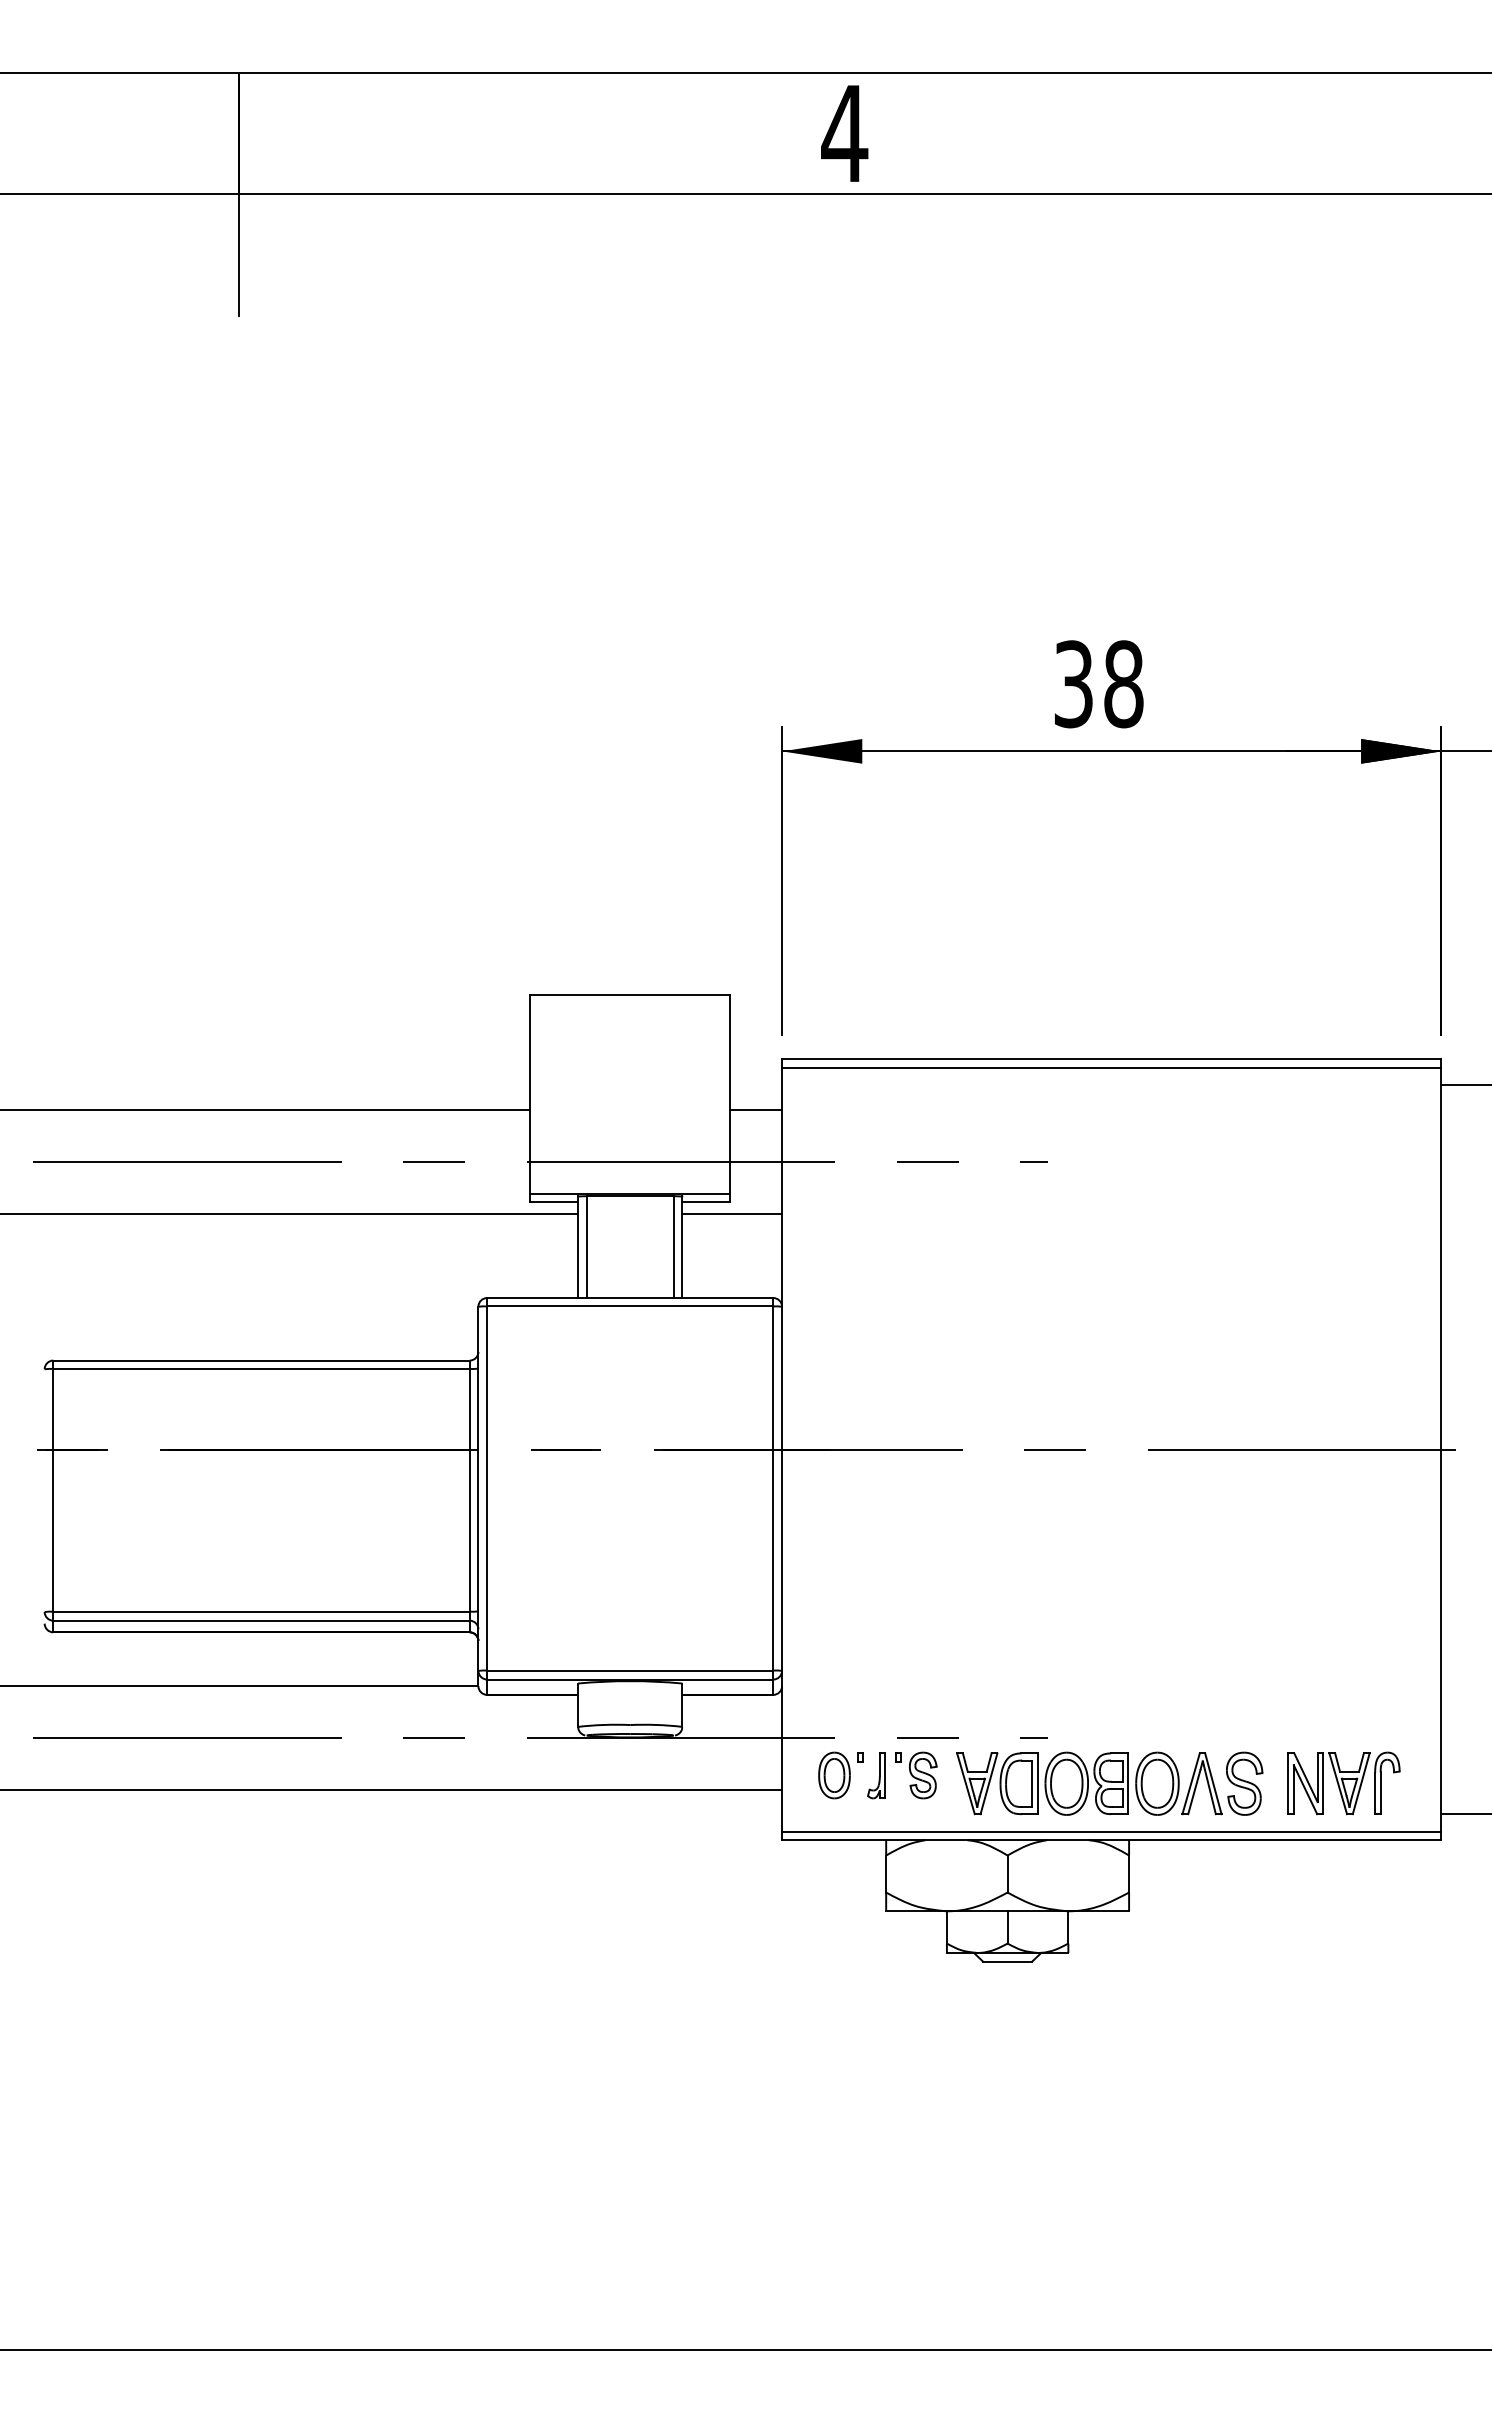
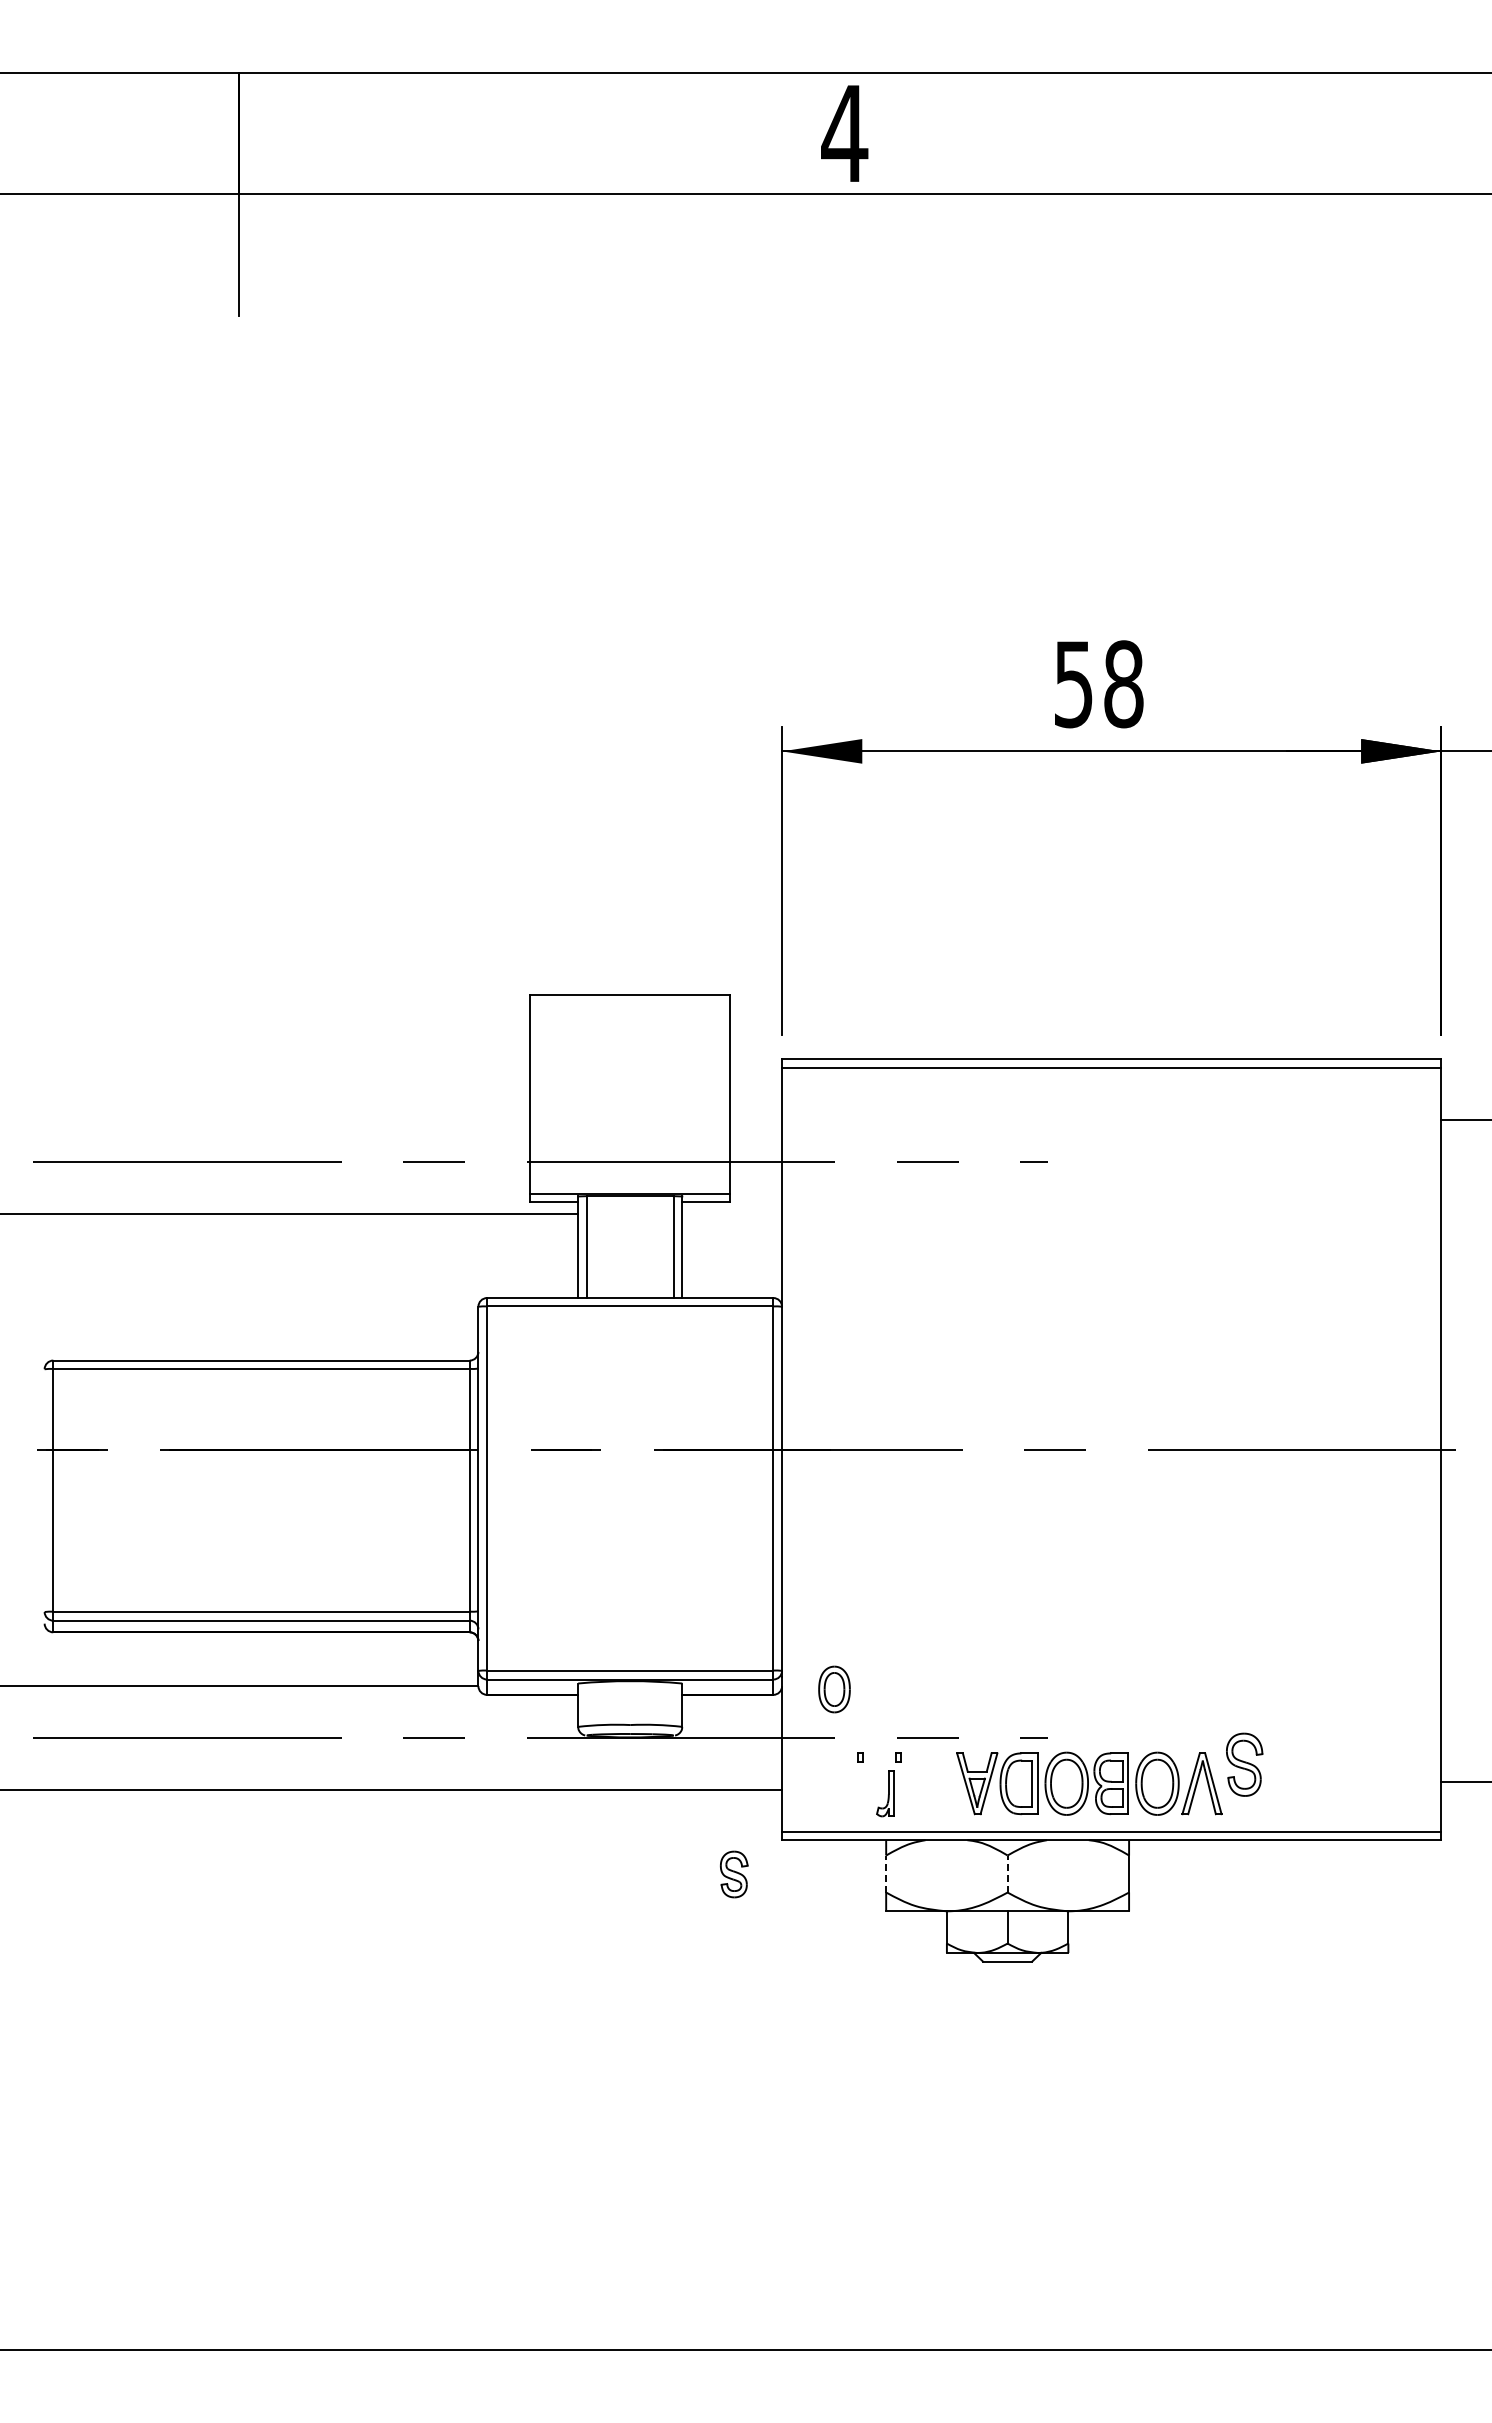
text: 38 -> 58 (1073, 684)
line position: (1464, 1085) -> (1464, 1120) (1464, 1120)
line: present -> none (266, 1109)
line: present -> none (756, 1109)
line: present -> none (732, 1213)
part position: (834, 1775) -> (834, 1689) (834, 1689)
part position: (876, 1775) -> (885, 1793) (885, 1793)
part position: (923, 1775) -> (734, 1874) (734, 1874)
part position: (1244, 1783) -> (1244, 1764) (1244, 1764)
part: present -> none (1343, 1783)
line position: (1464, 1814) -> (1464, 1782) (1464, 1782)
line: solid -> dashed (886, 1874)
line: solid -> dashed (1007, 1874)
